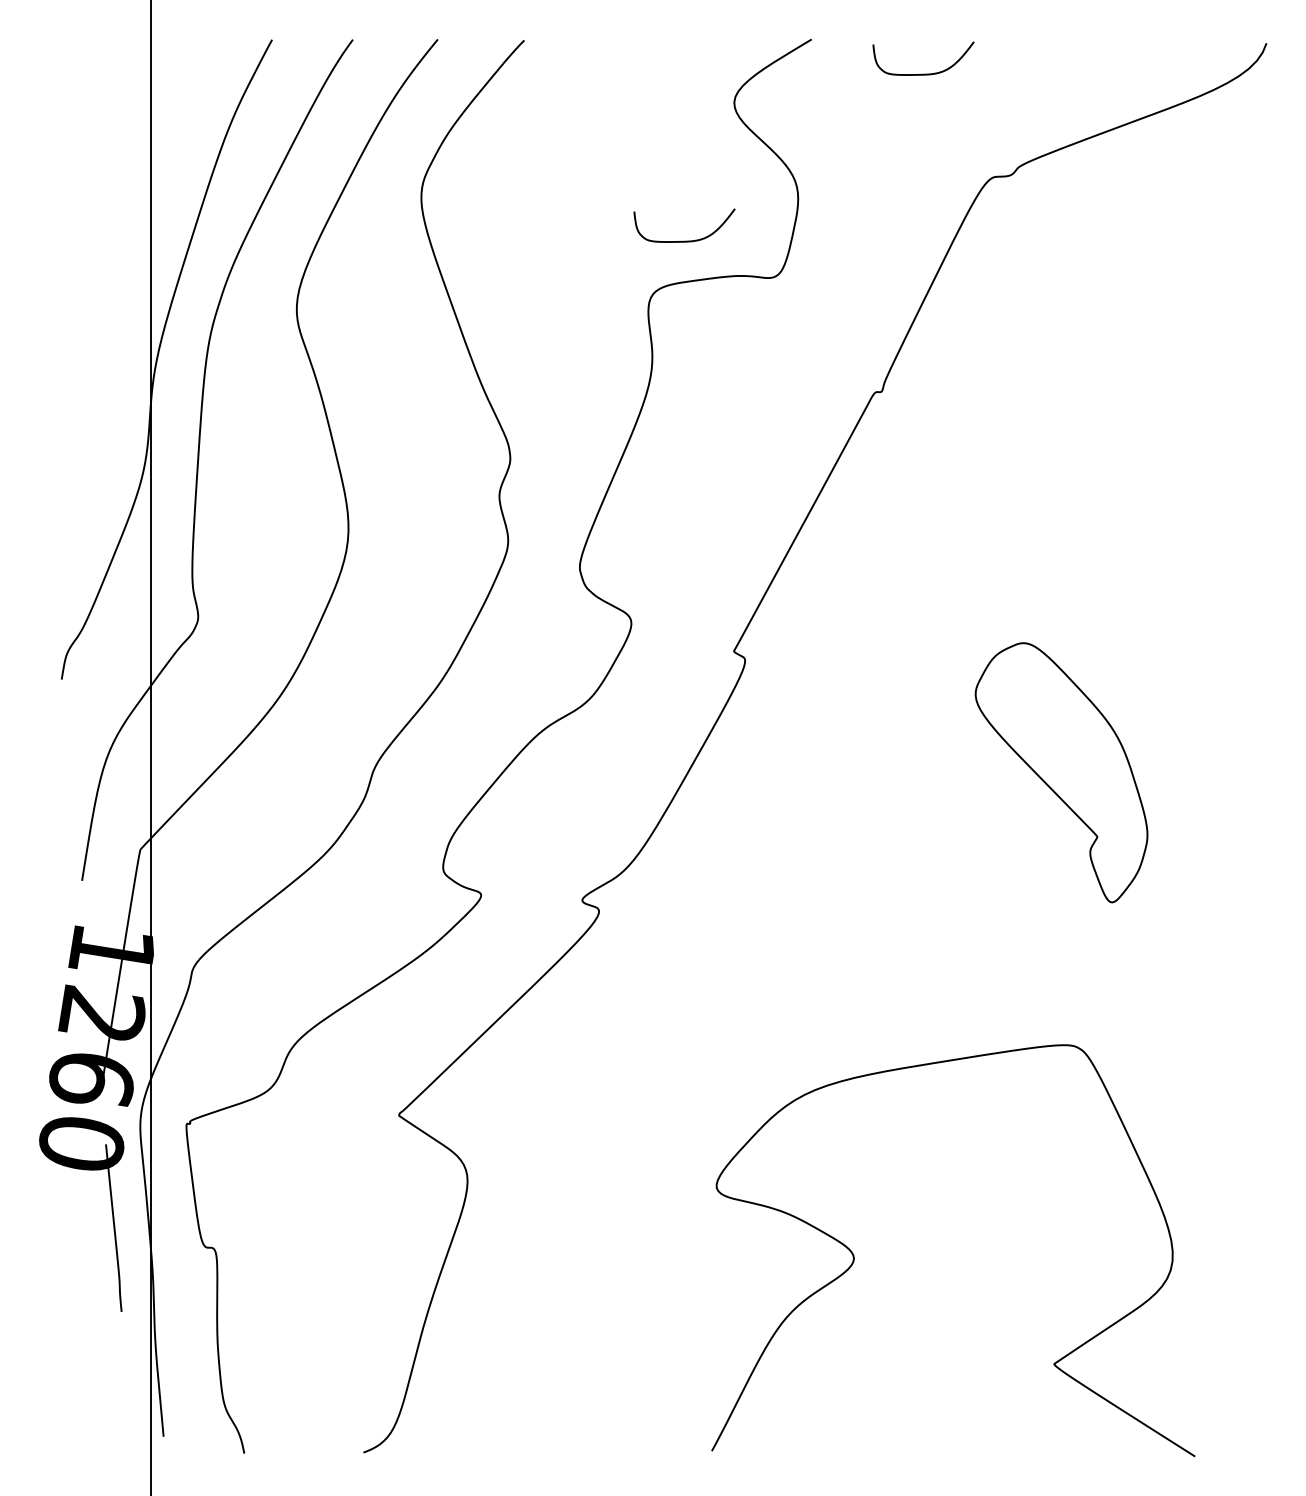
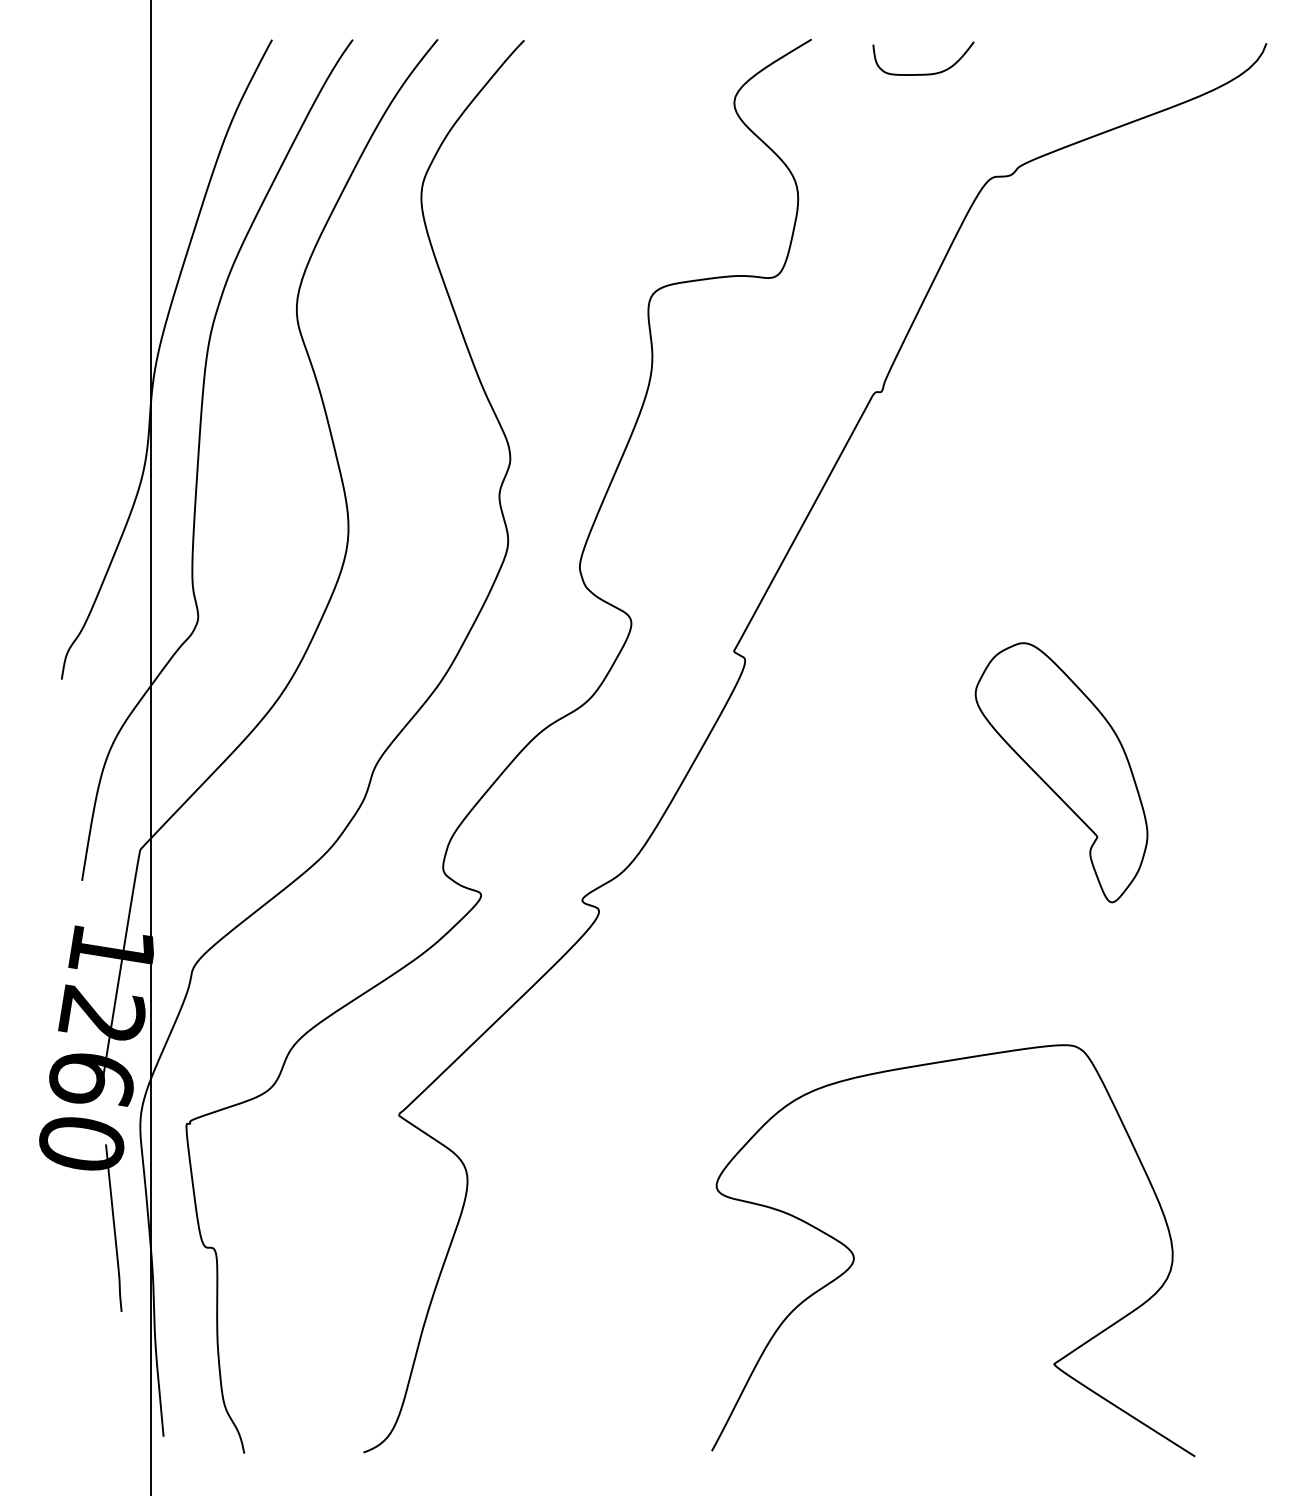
curve: present -> none (684, 240)
